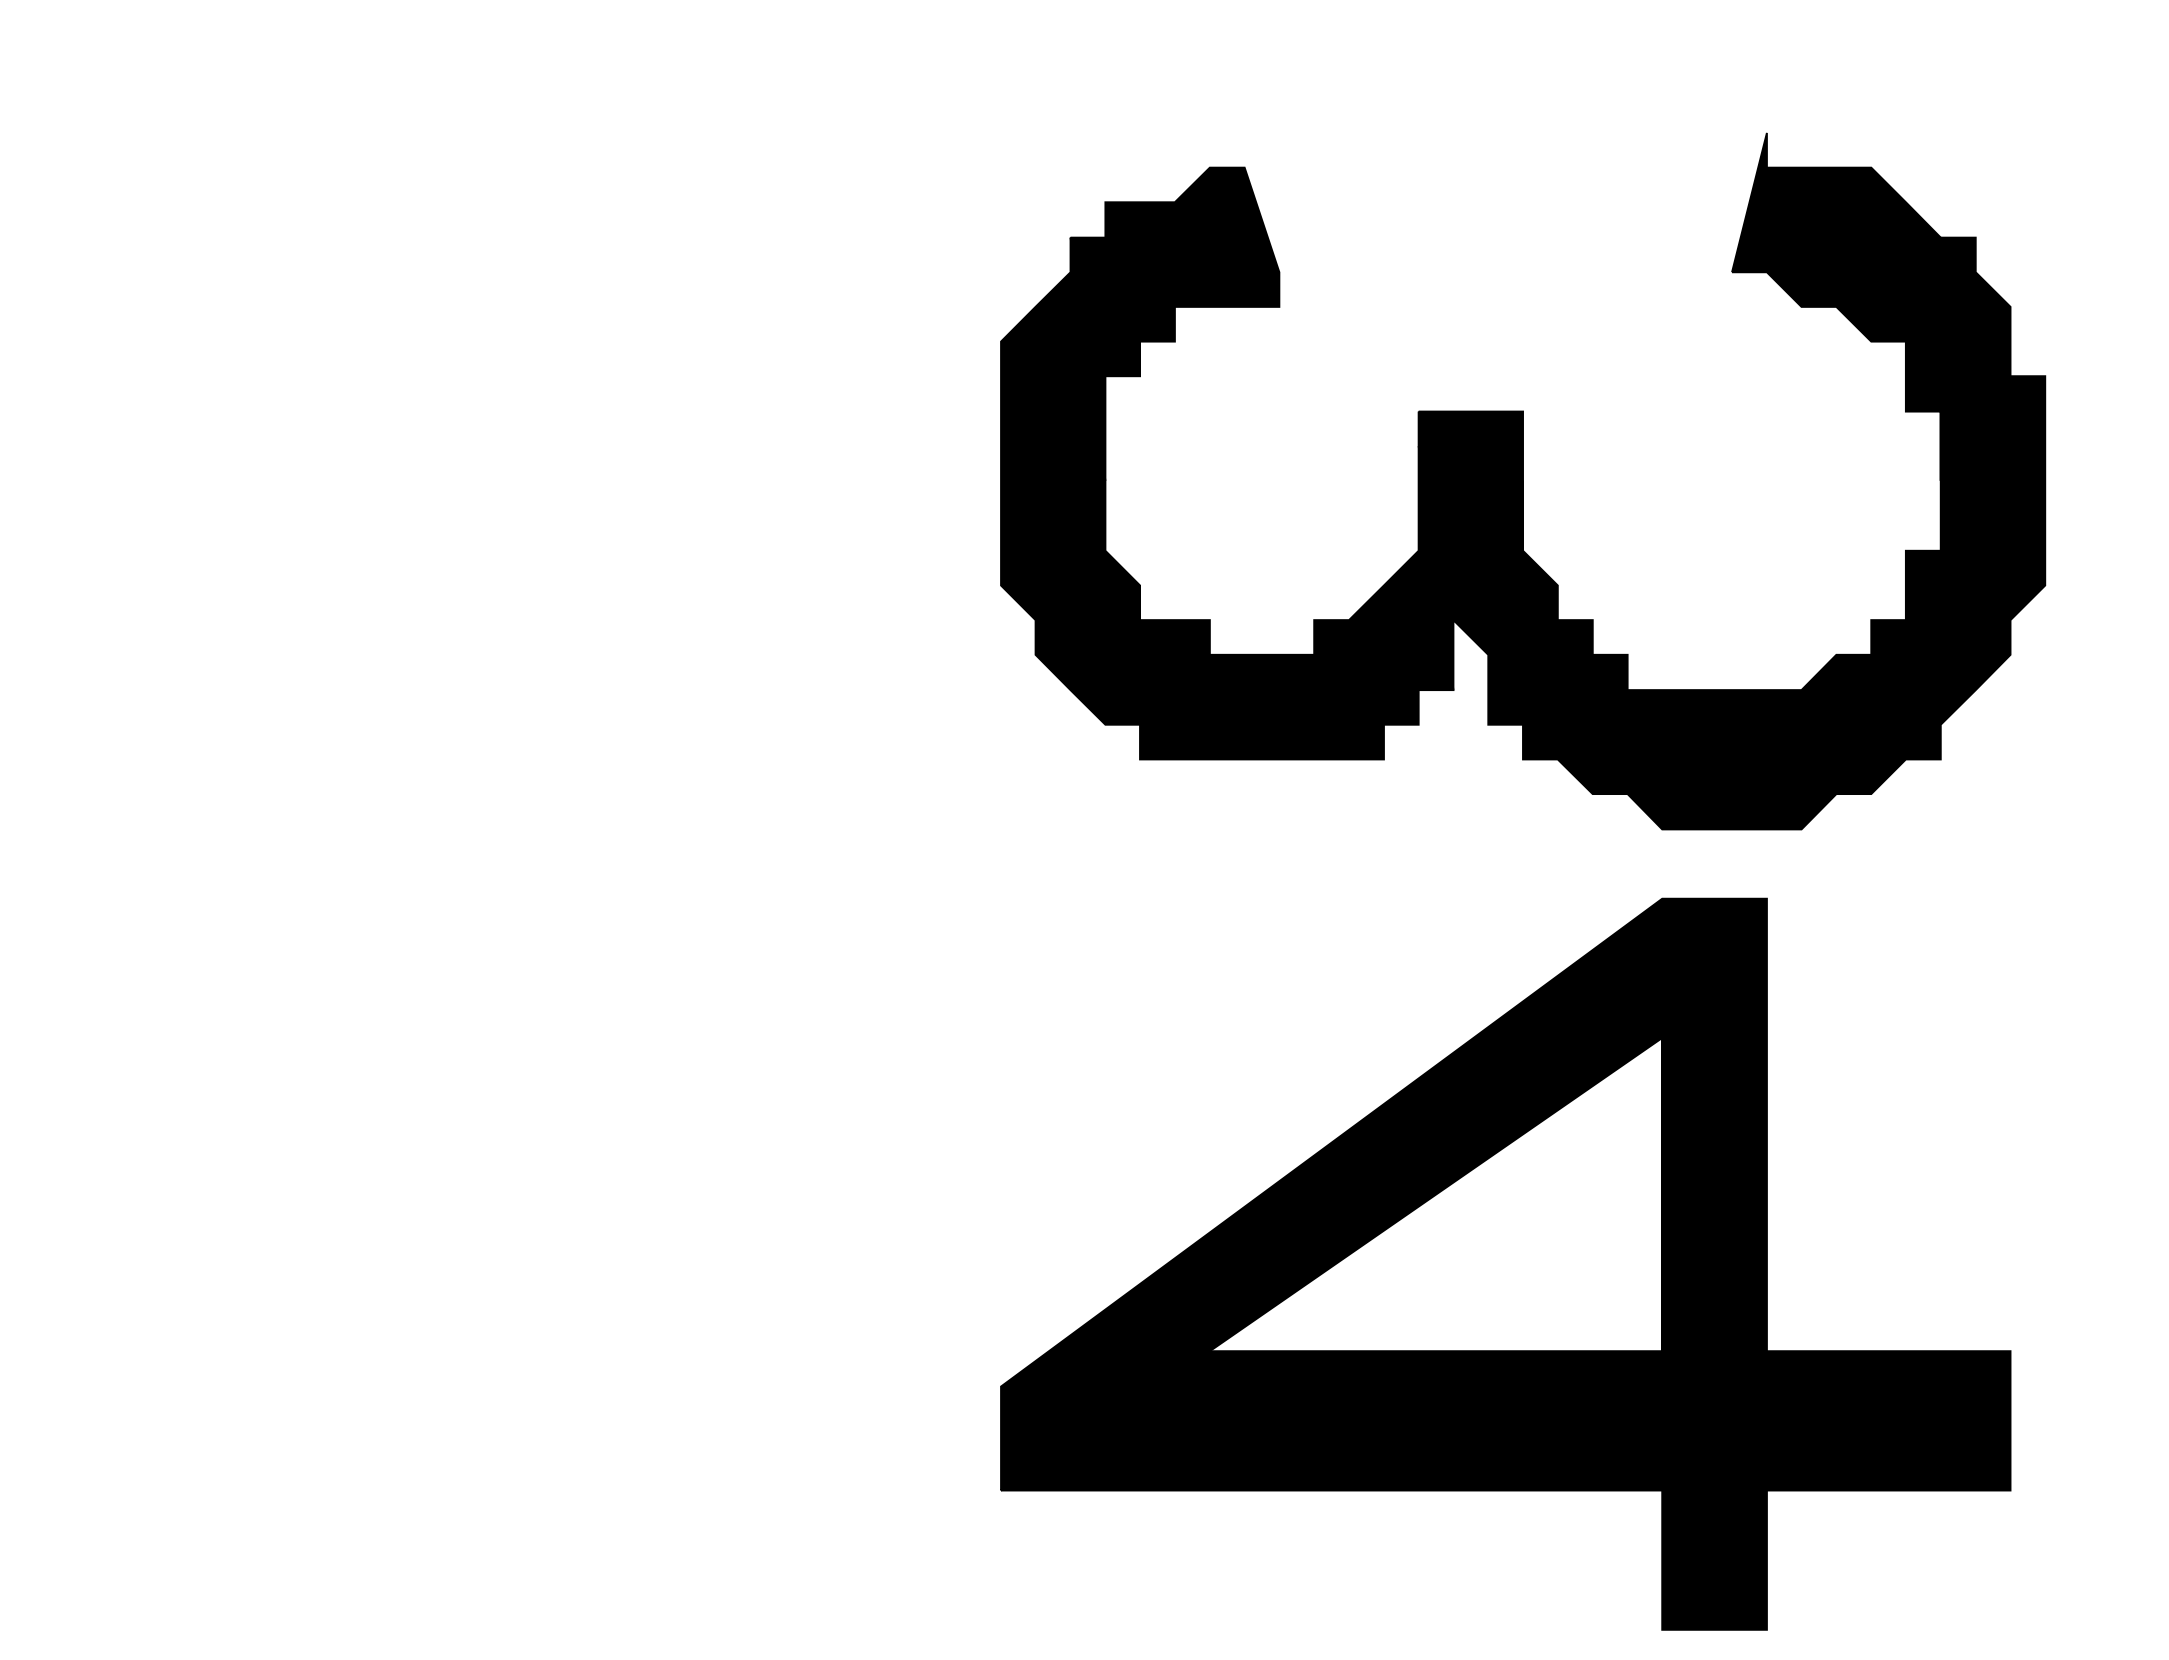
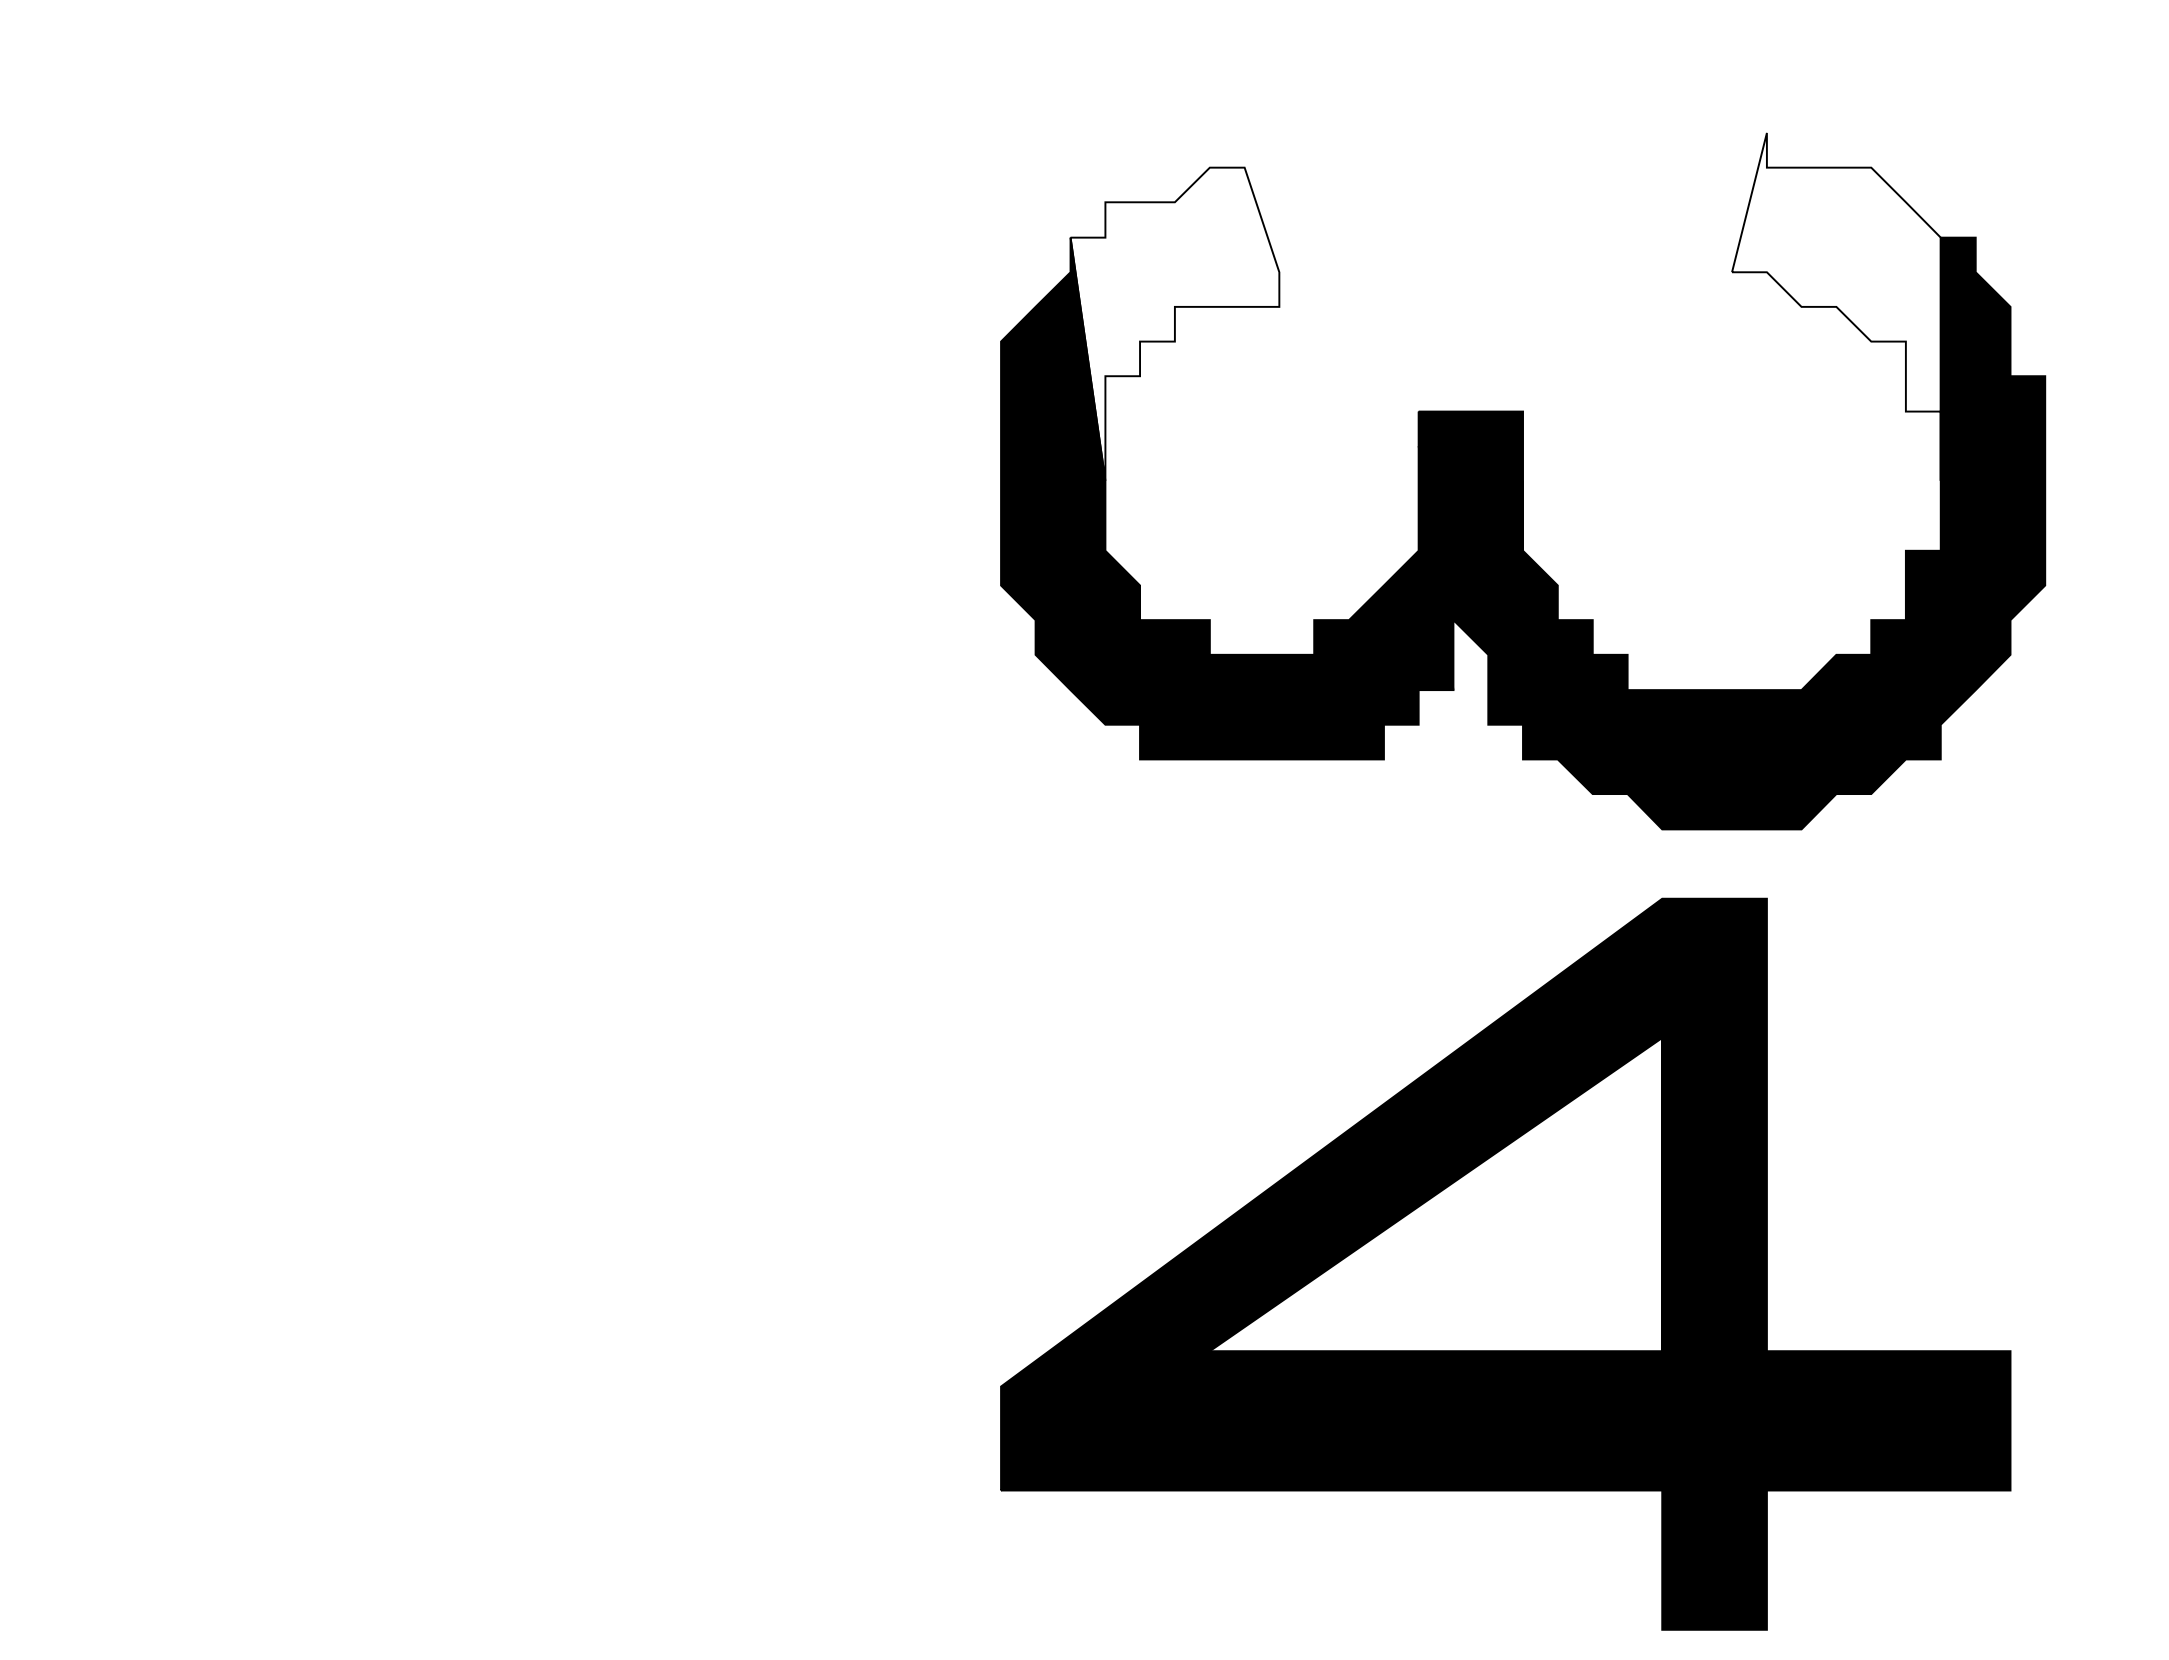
fill: present -> none (1836, 306)
fill: present -> none (1174, 323)
